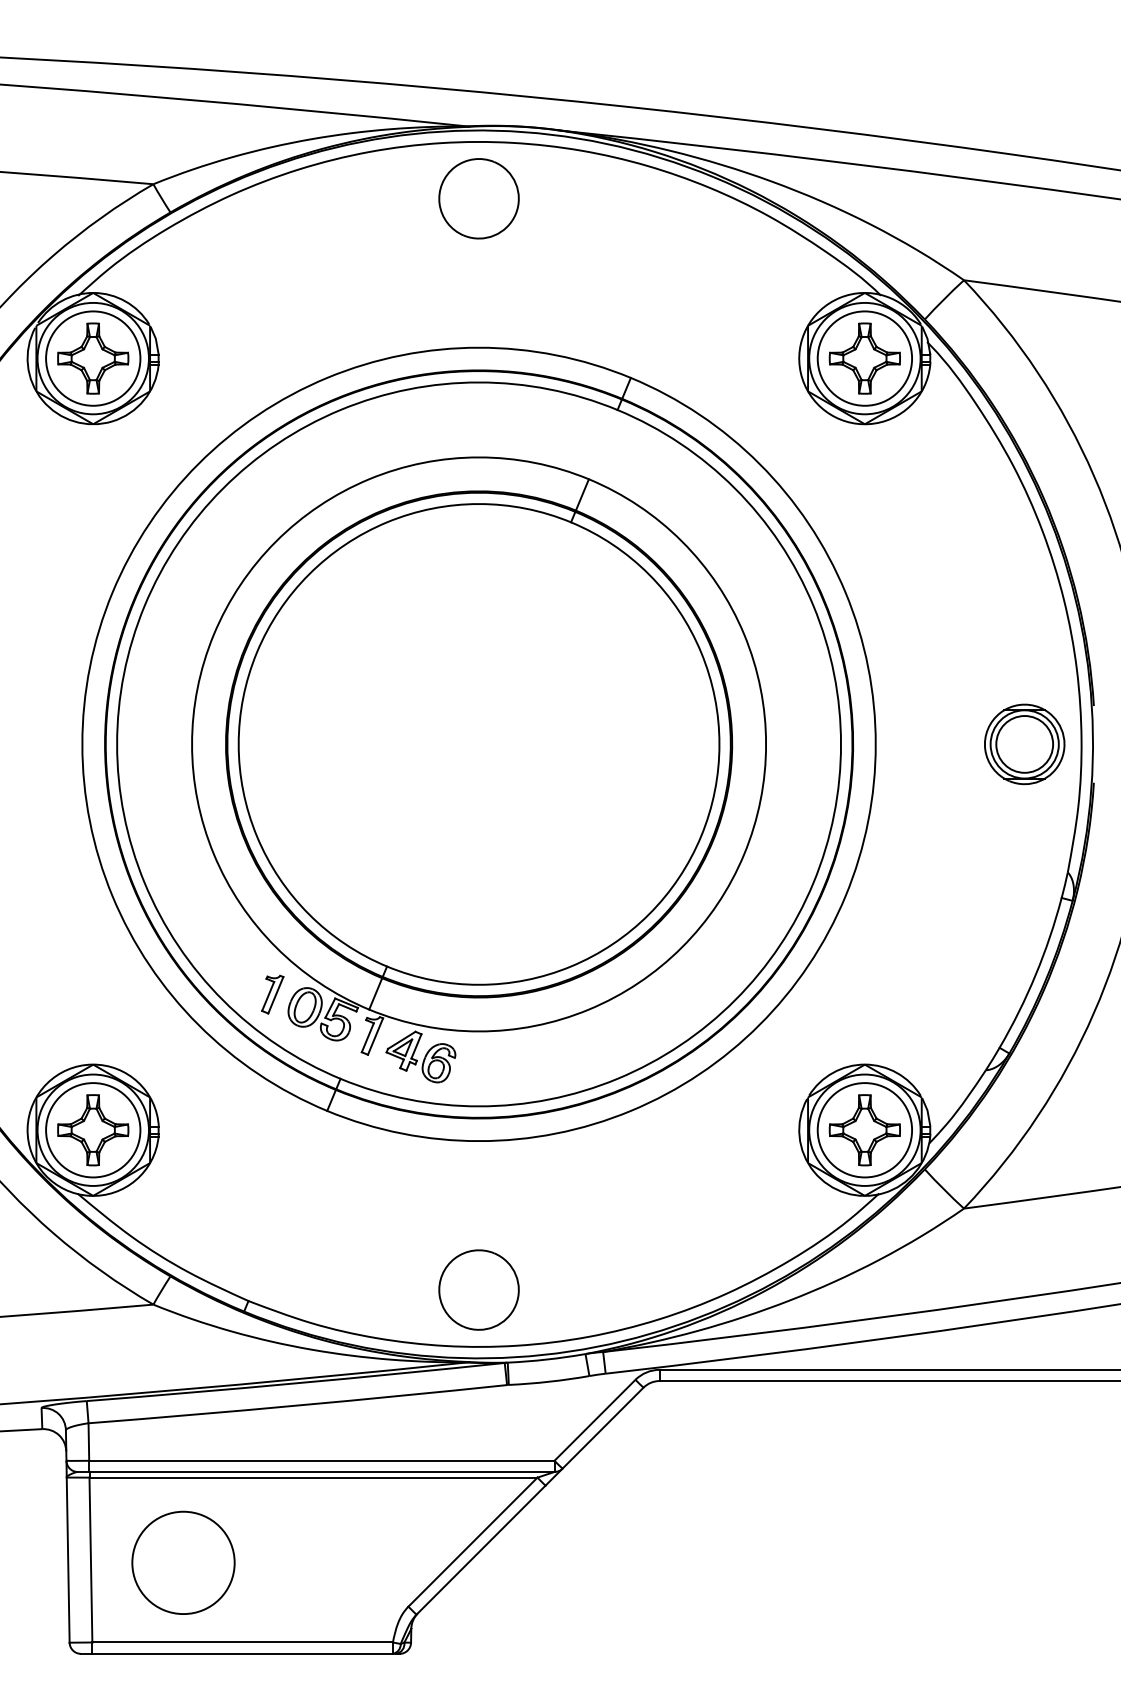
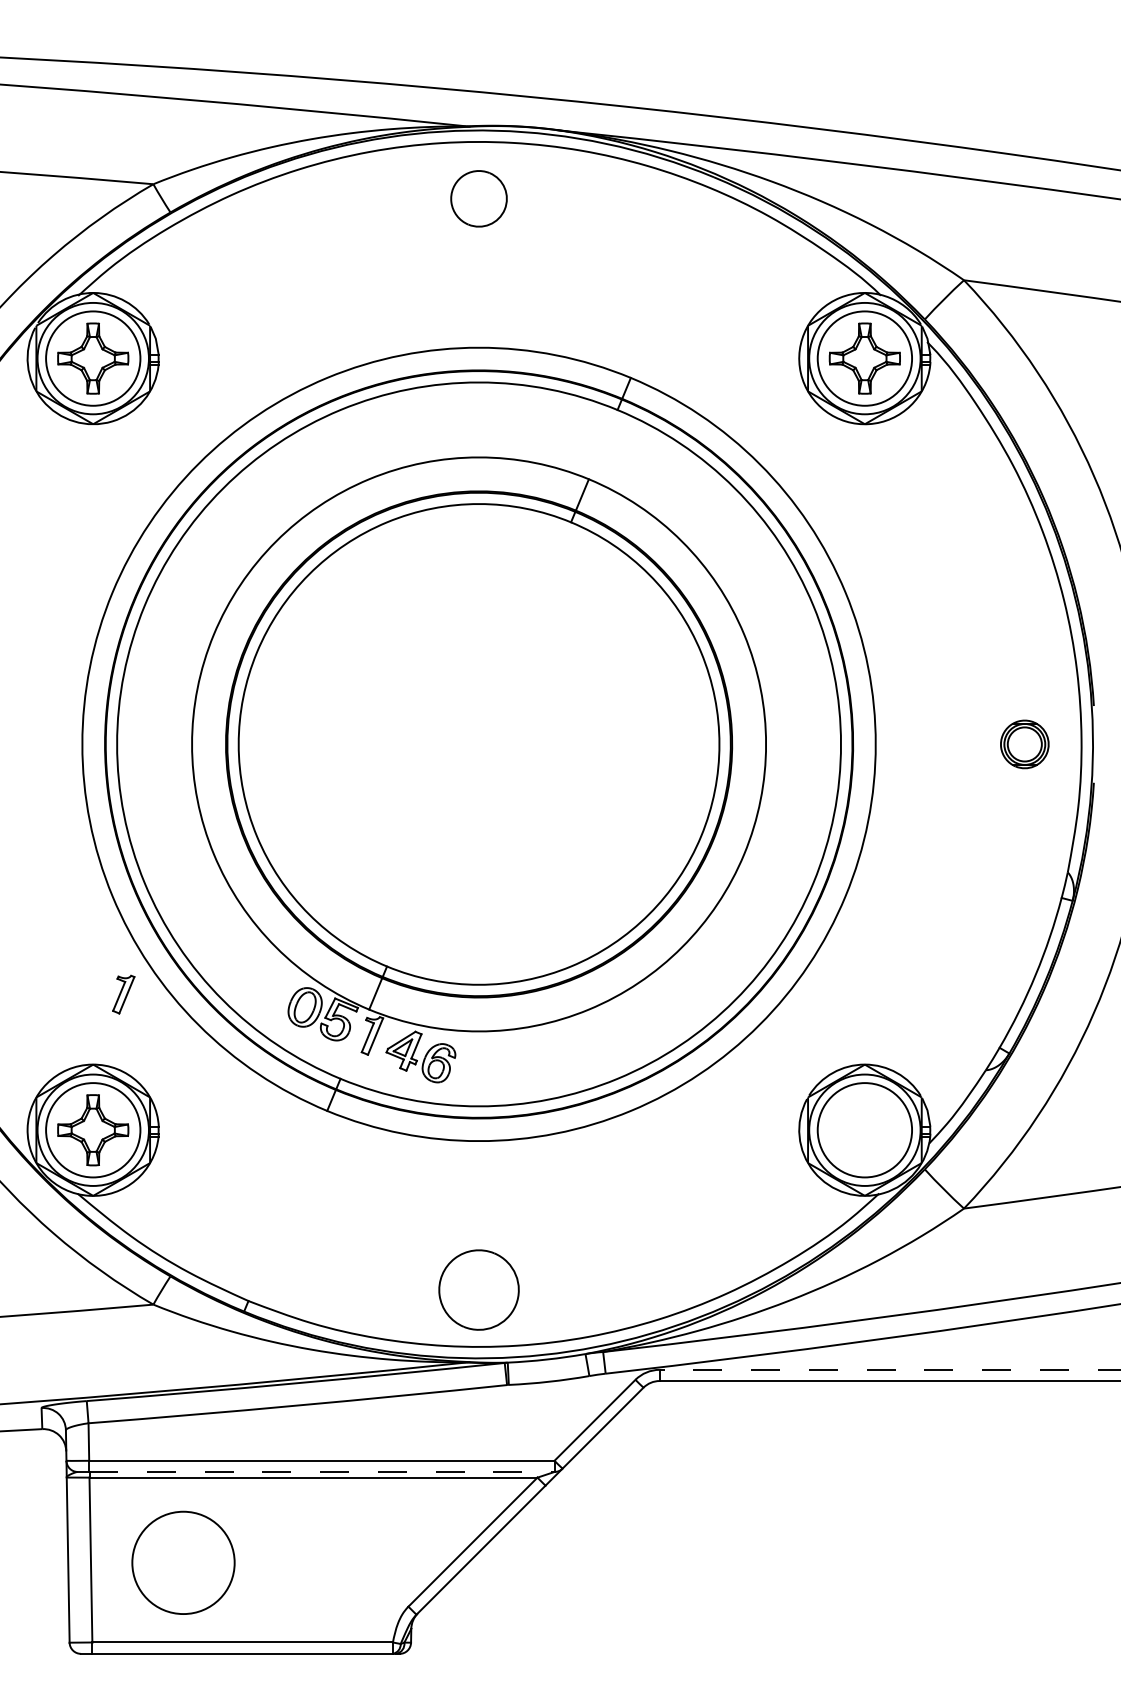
part size: 82x82 px -> 58x58 px (478, 198)
part size: 82x83 px -> 50x51 px (1024, 744)
part position: (272, 994) -> (123, 994) (123, 994)
part: present -> none (864, 1130)
line: solid -> dashed (889, 1369)
line: solid -> dashed (321, 1471)
